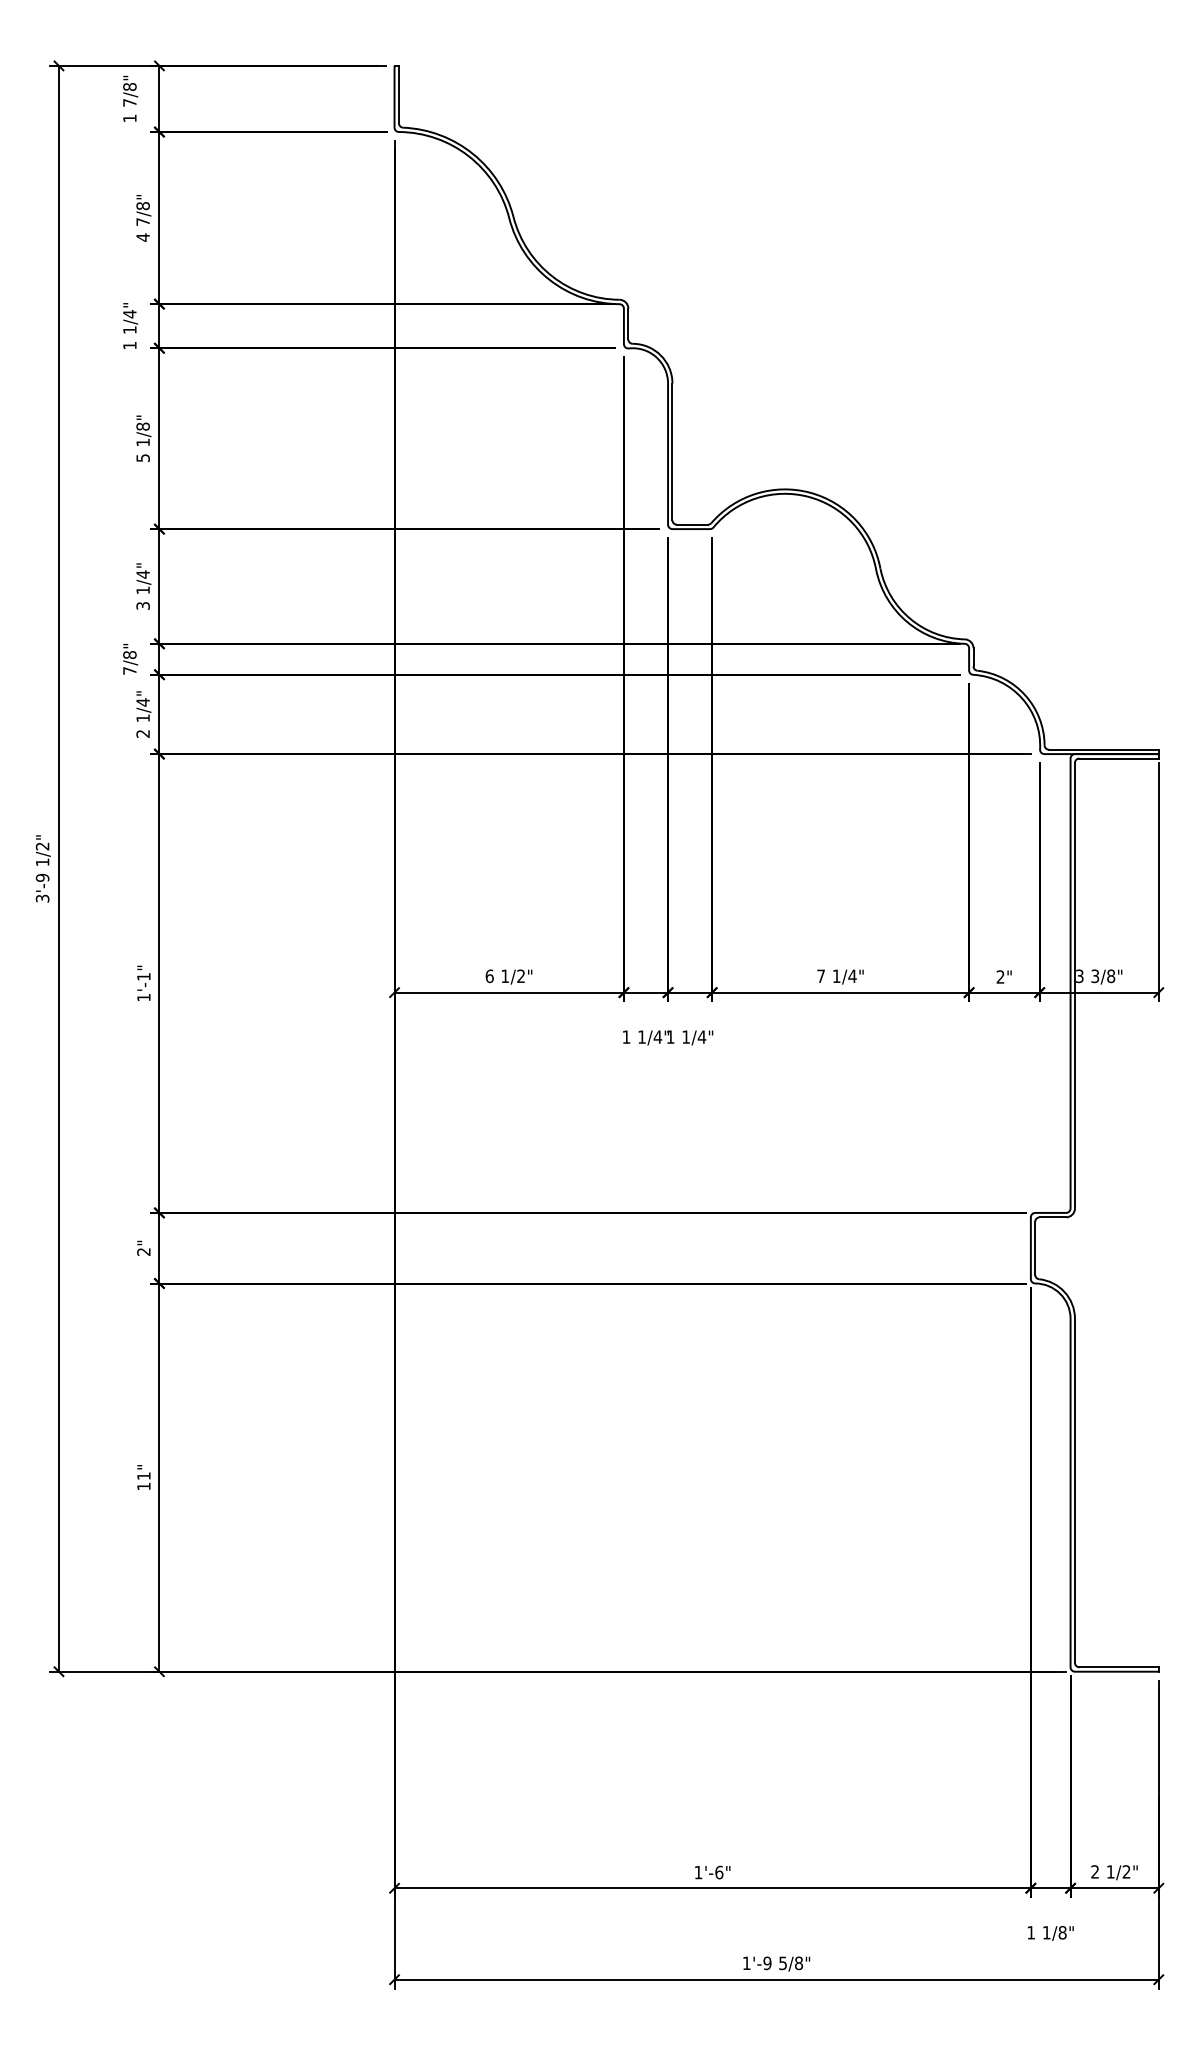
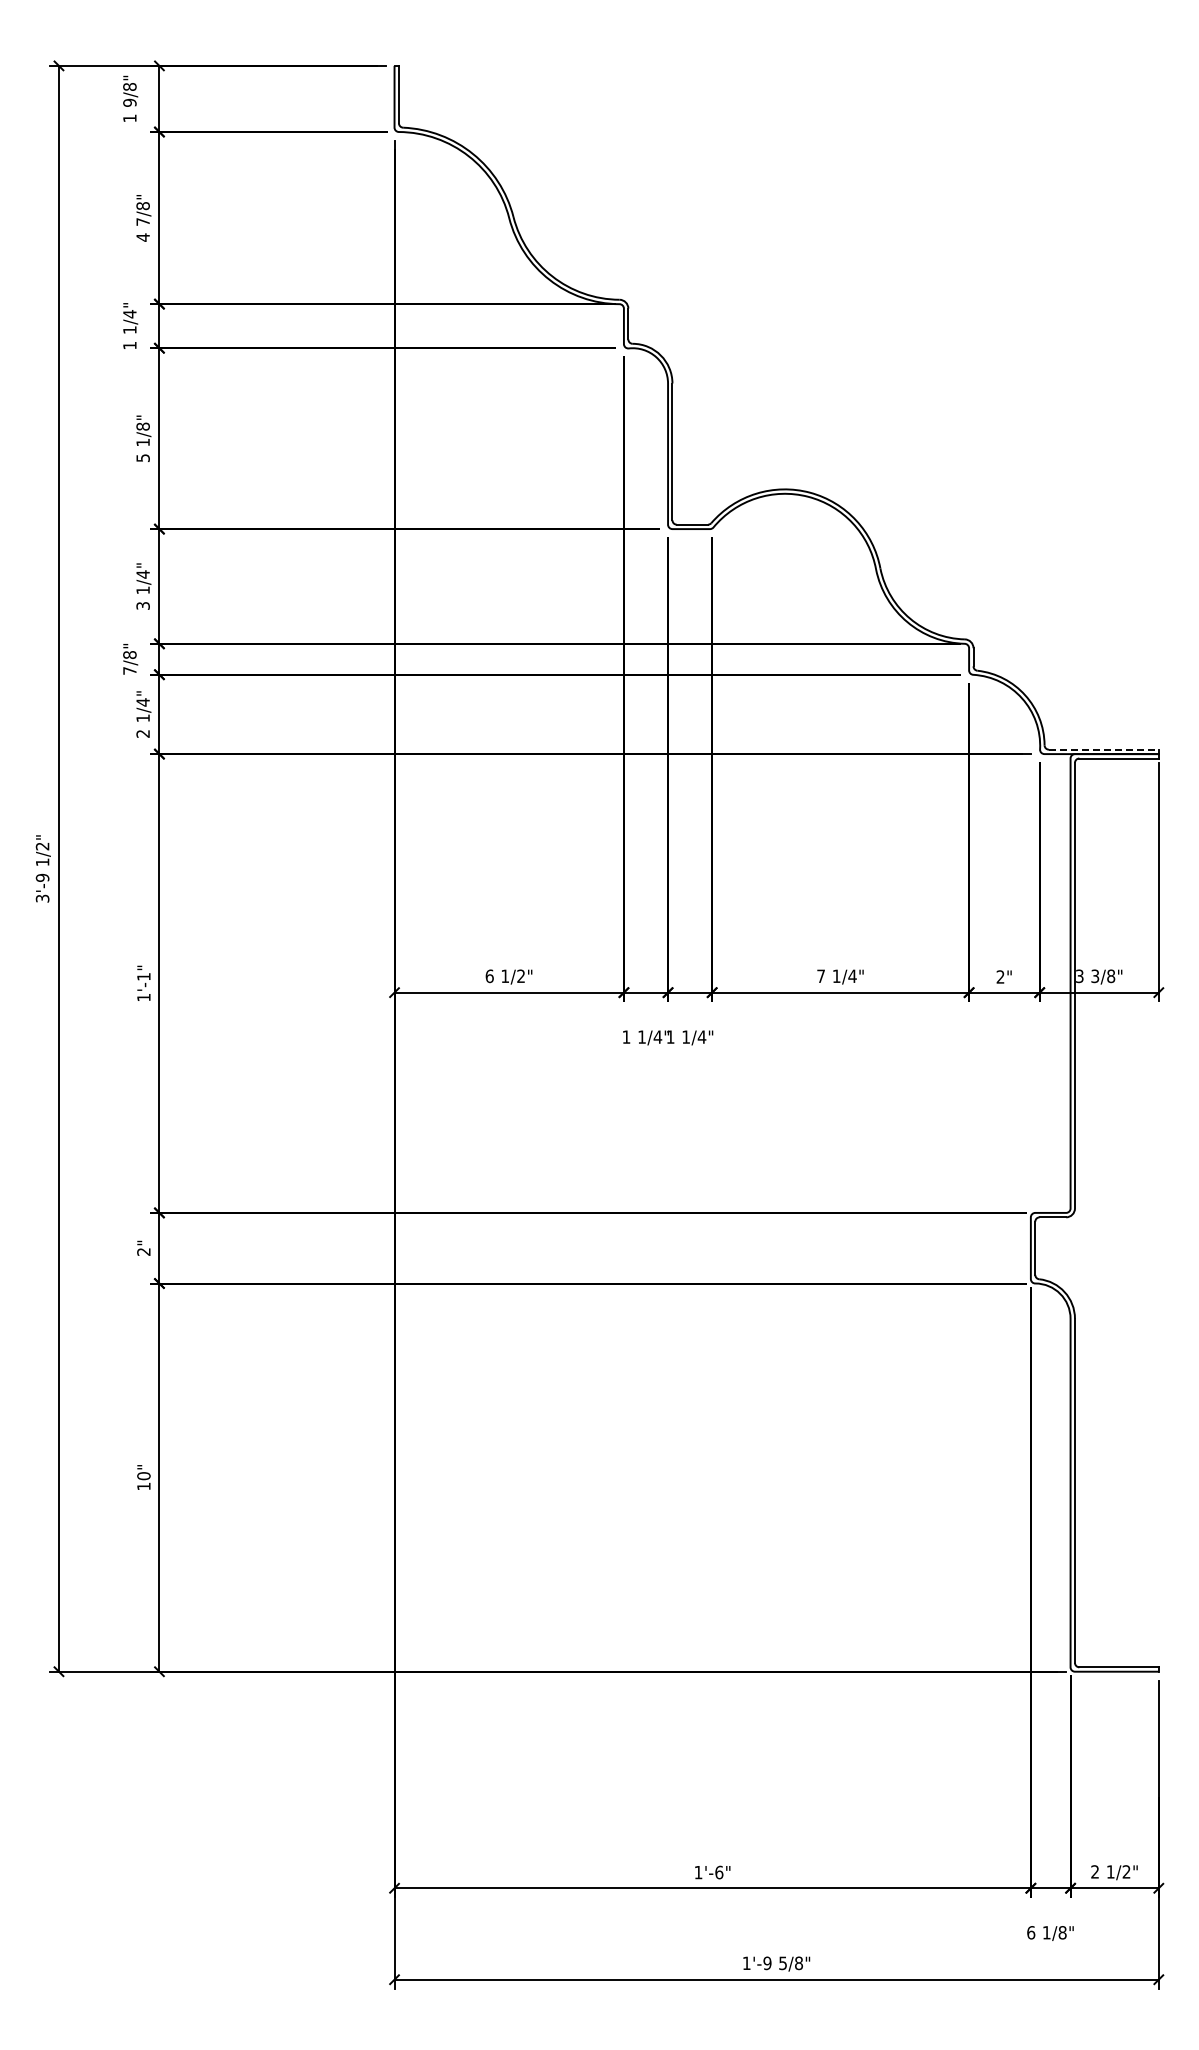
text: 7/8" -> 9/8" (129, 102)
line: solid -> dashed (1103, 749)
text: 11" -> 10" (143, 1476)
text: 1 -> 6 (1031, 1932)
